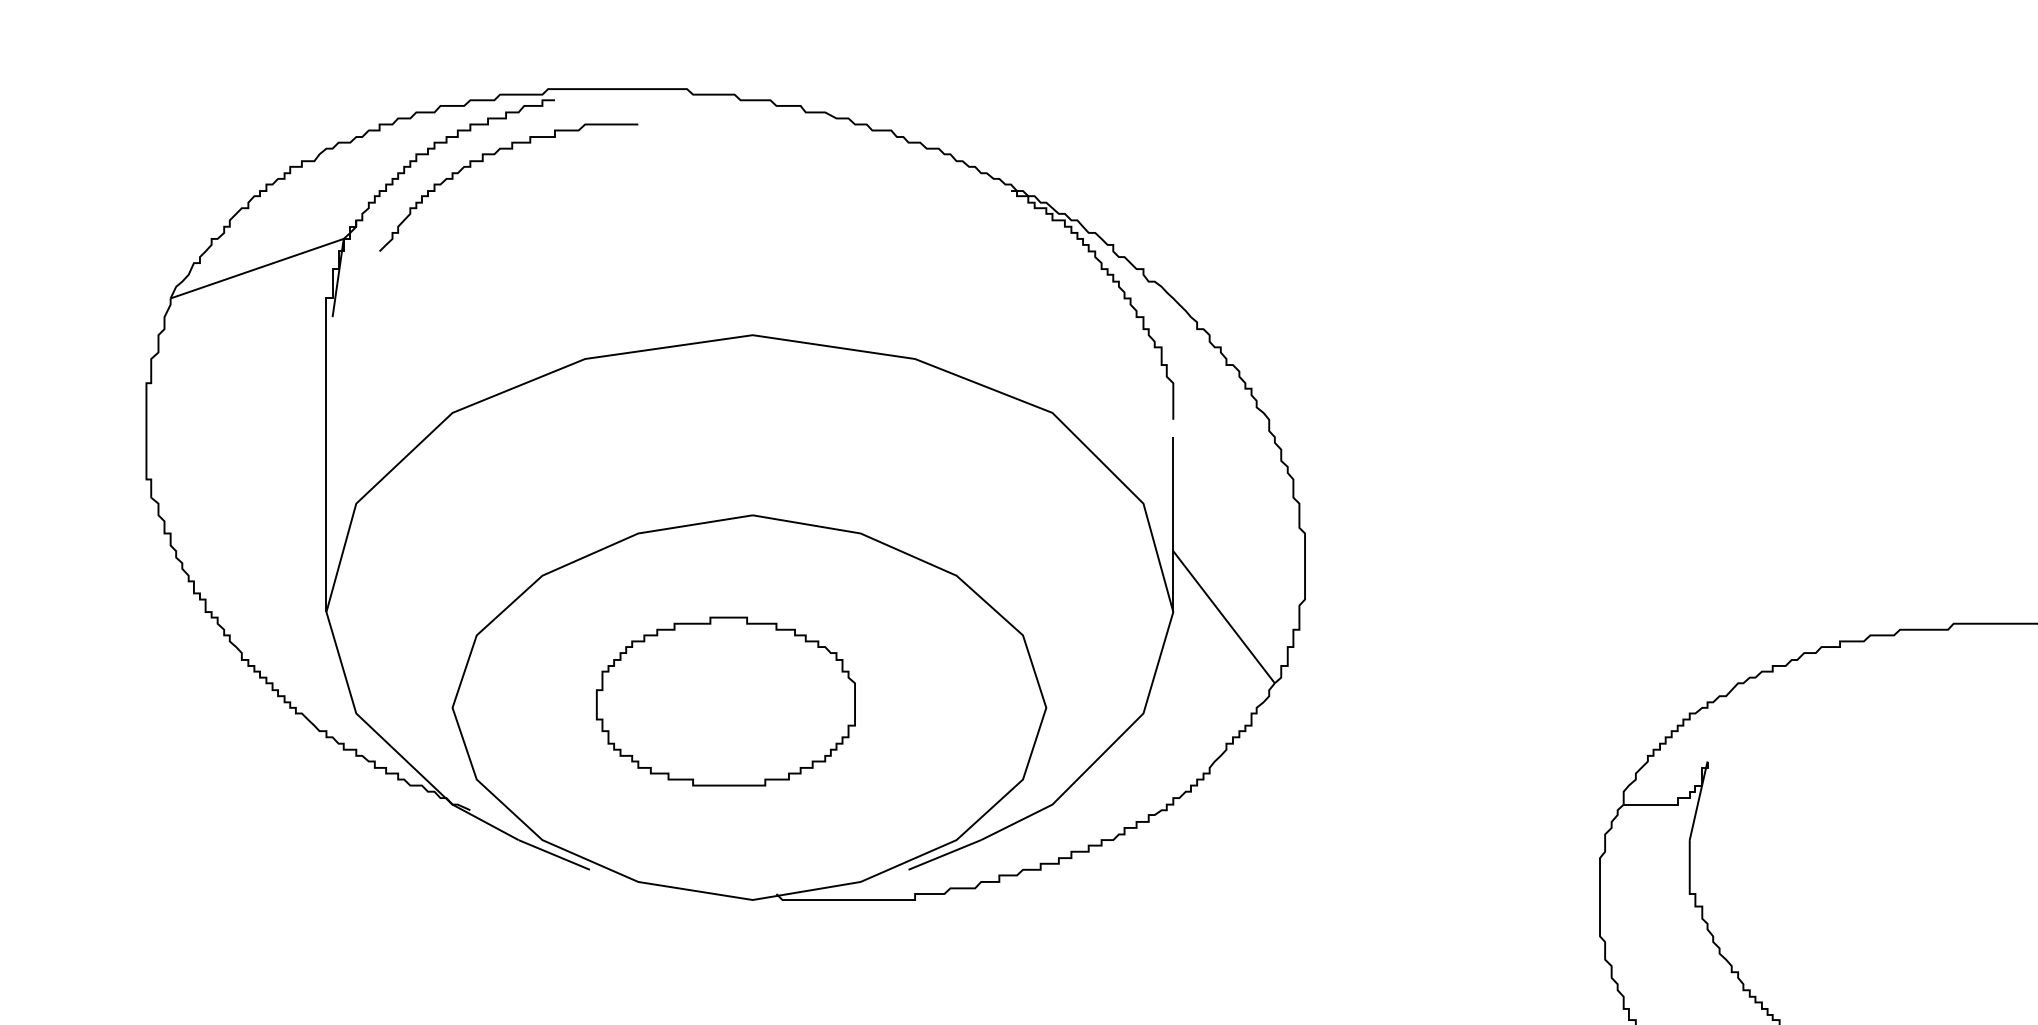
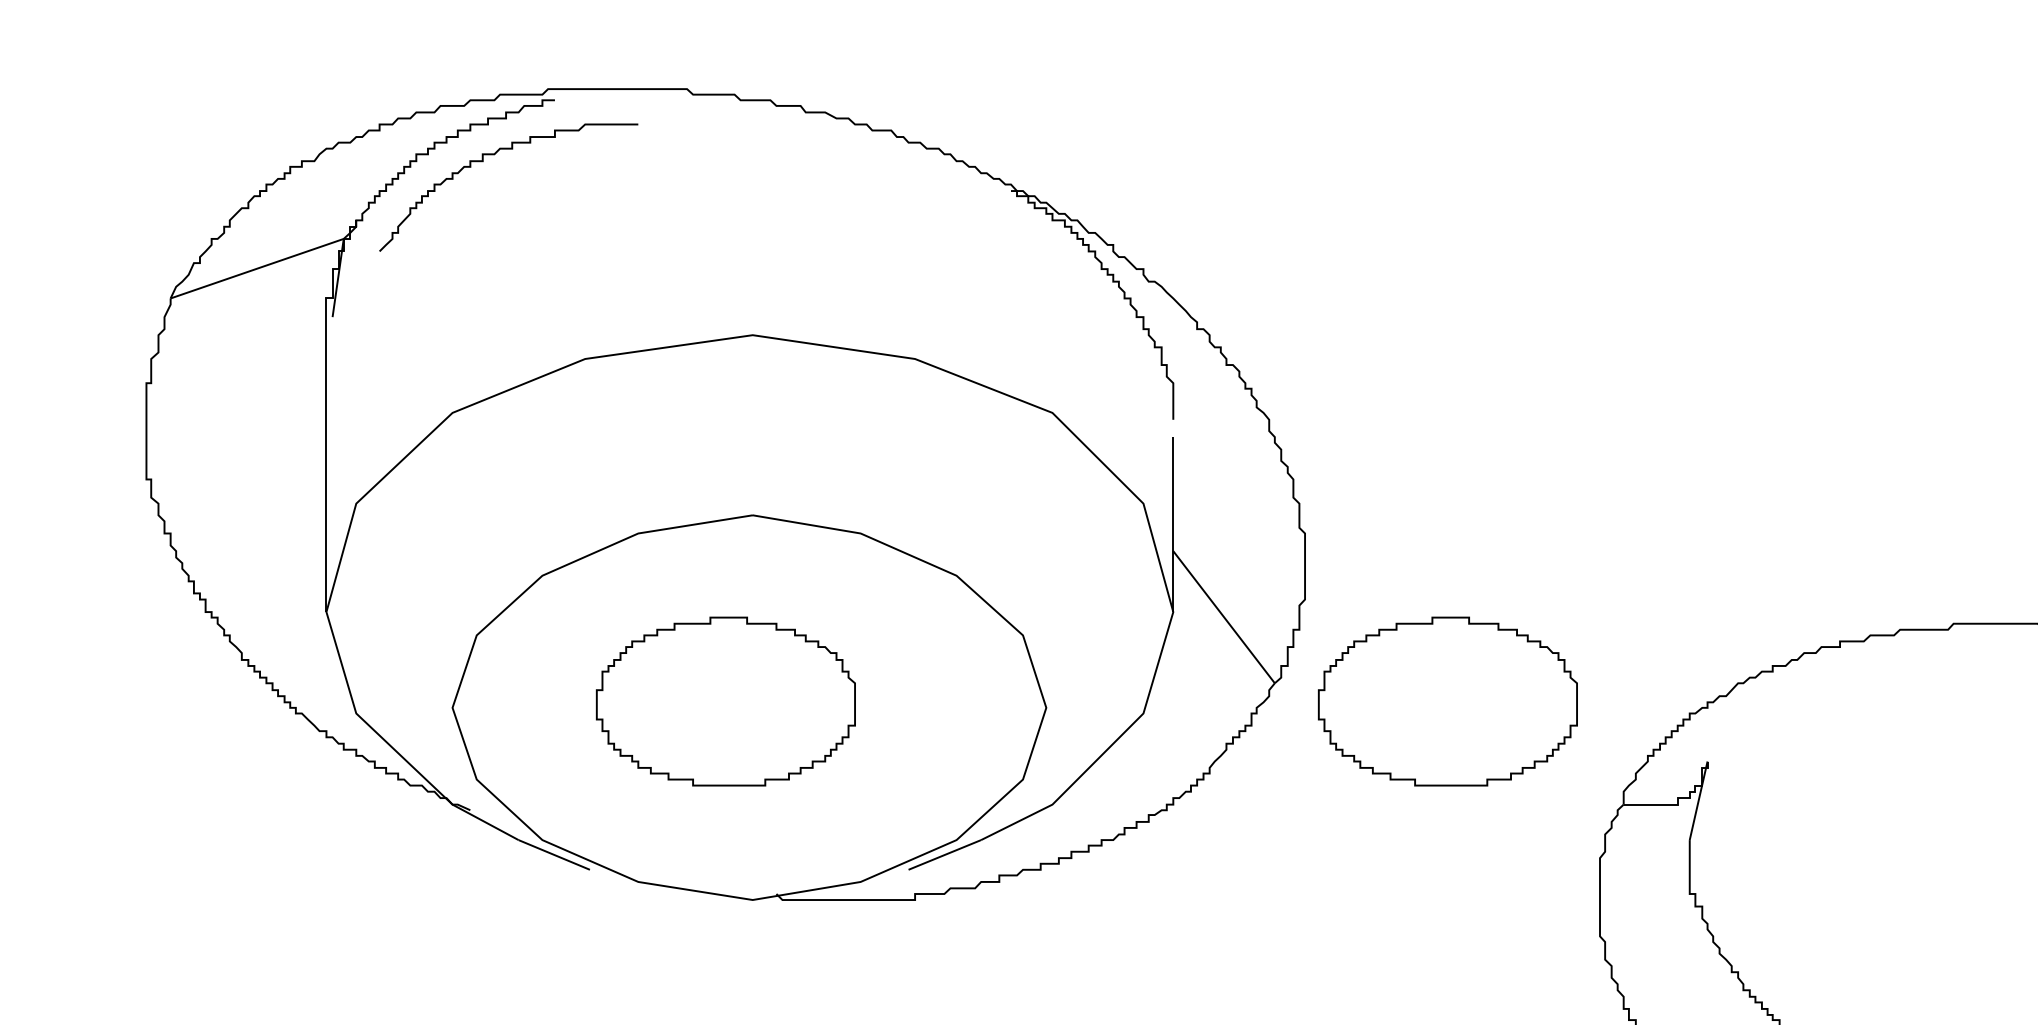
part: none -> present (1447, 701)
